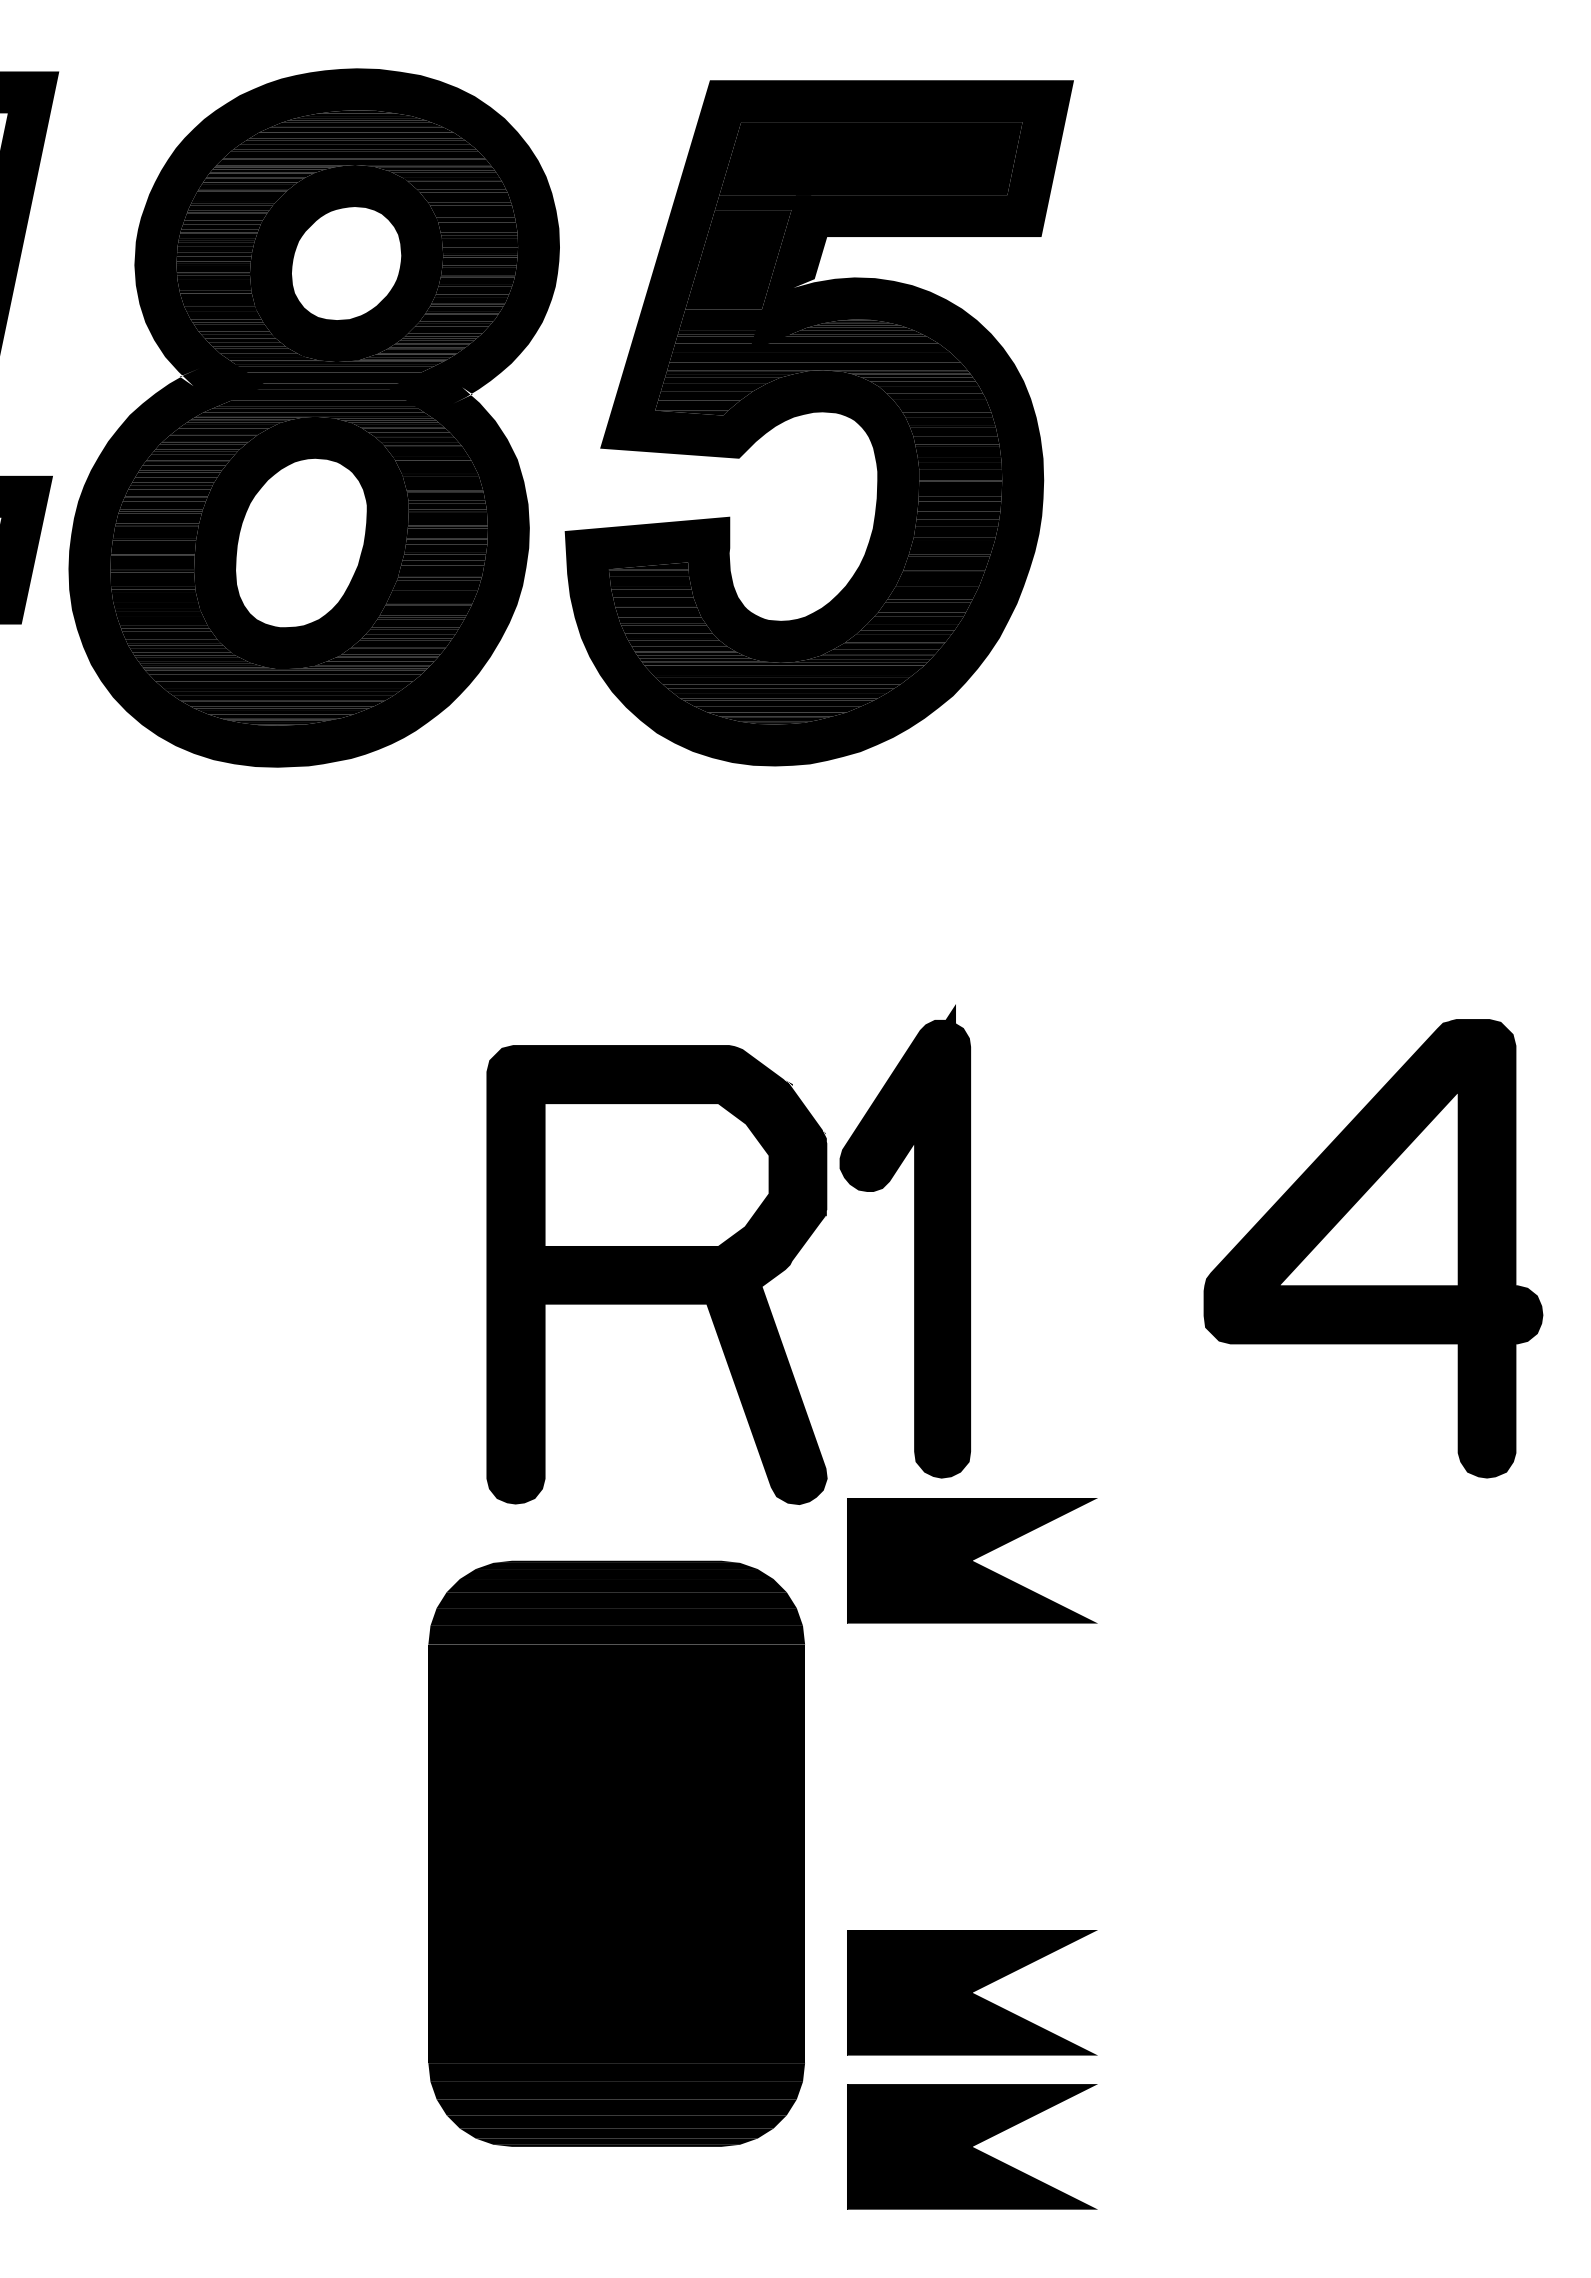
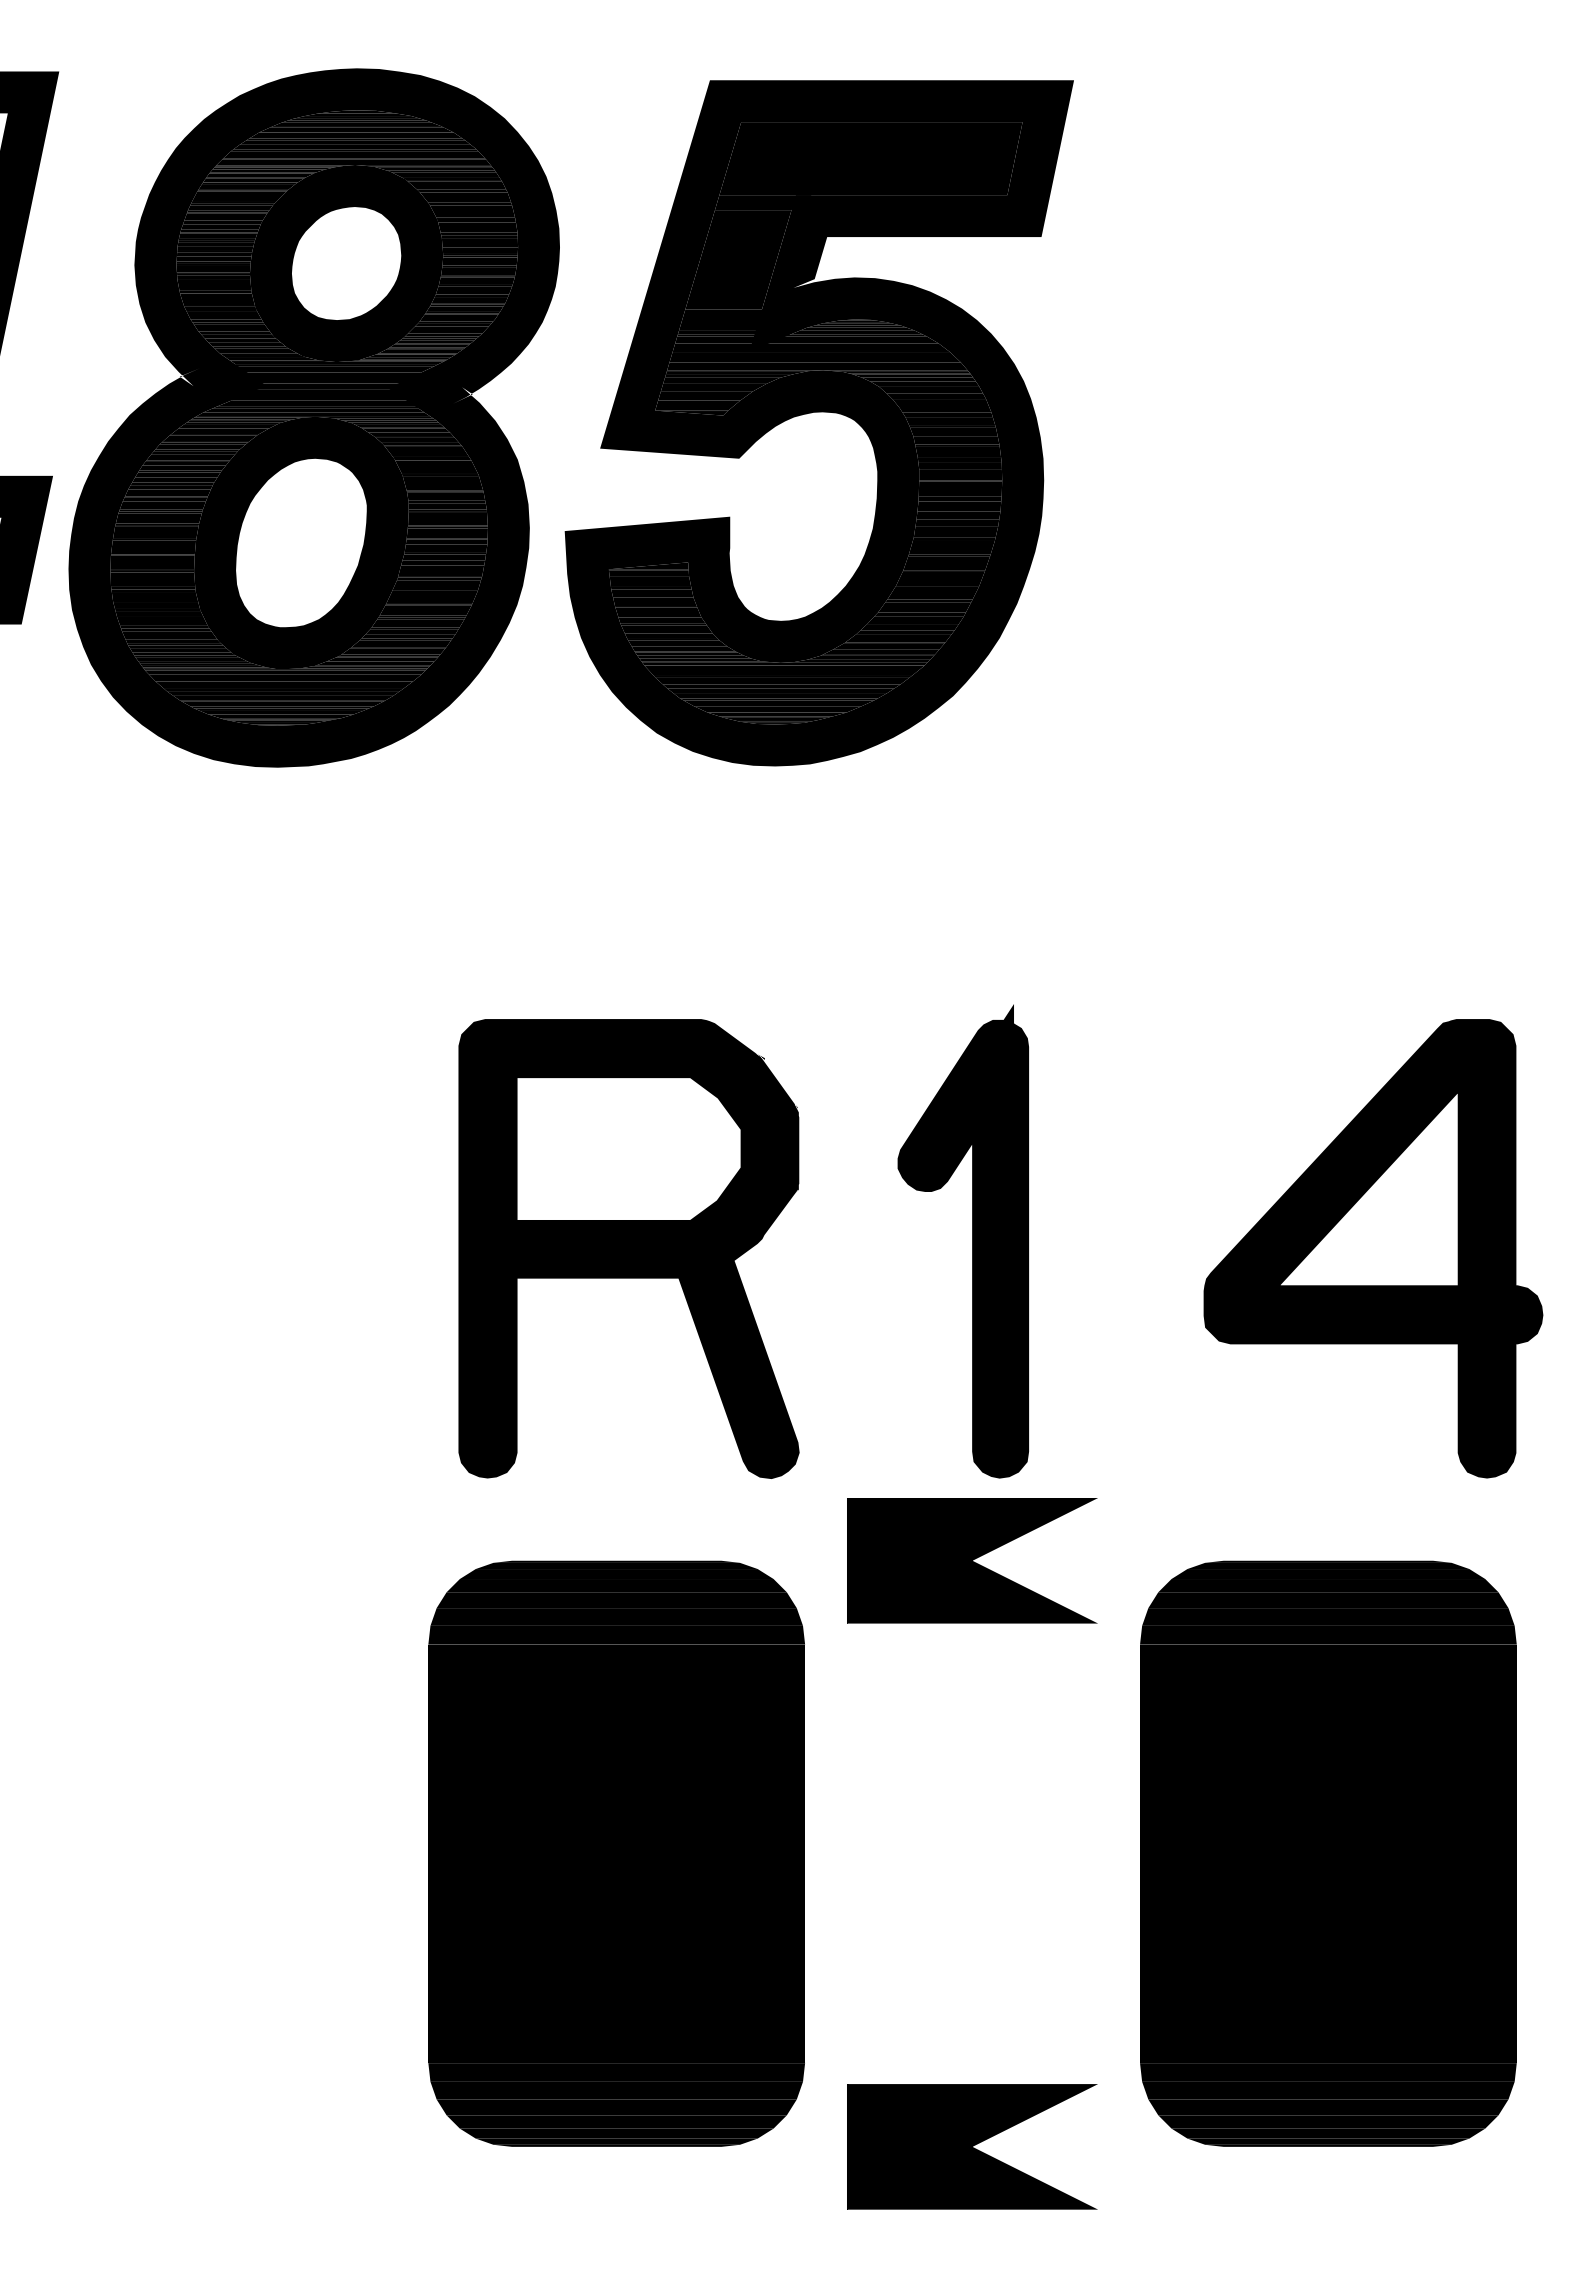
part position: (914, 1241) -> (972, 1241) (972, 1241)
part position: (656, 1274) -> (628, 1248) (628, 1248)
part: none -> present (1328, 1853)
part: present -> none (972, 1992)
